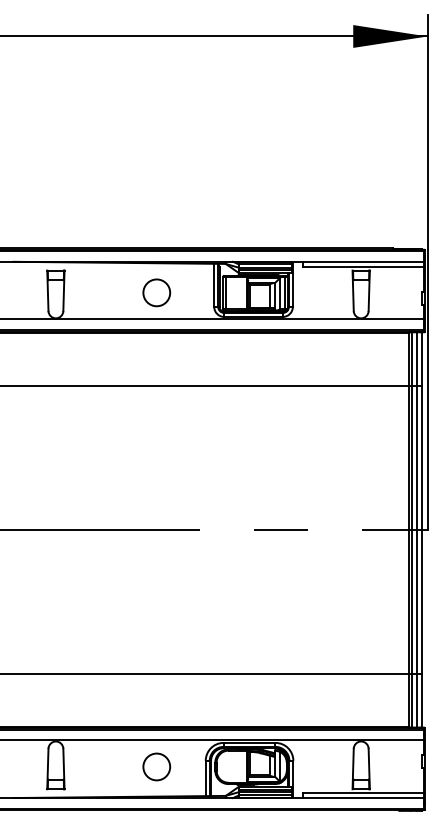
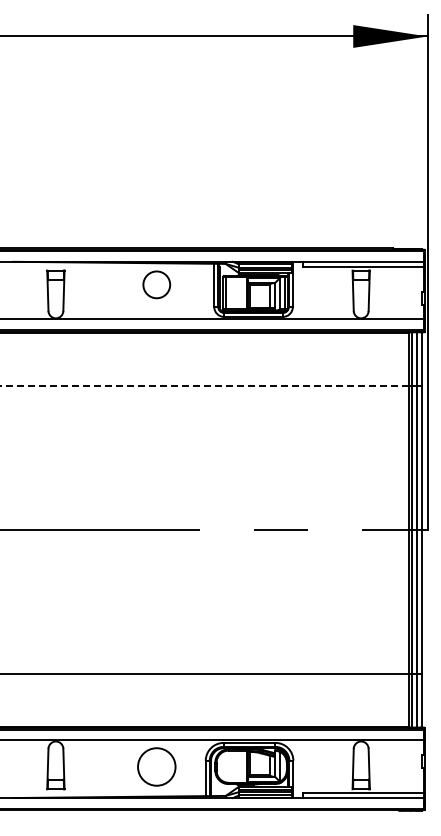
circle position: (156, 292) -> (156, 284) (156, 284)
line: solid -> dashed (204, 385)
circle diameter: 27 px -> 38 px (156, 766)
